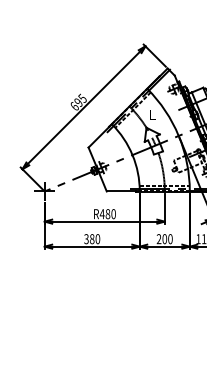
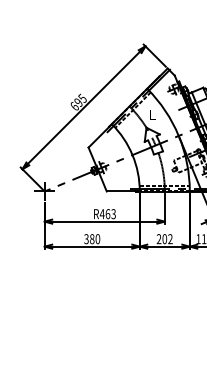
text: R480 -> R463 (110, 214)
text: 200 -> 202 (170, 239)
